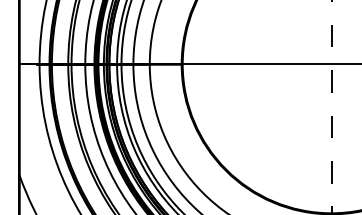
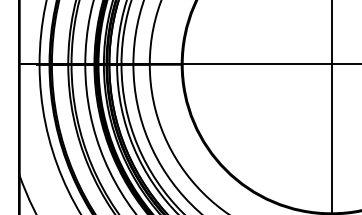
line: dashed -> solid (331, 107)
